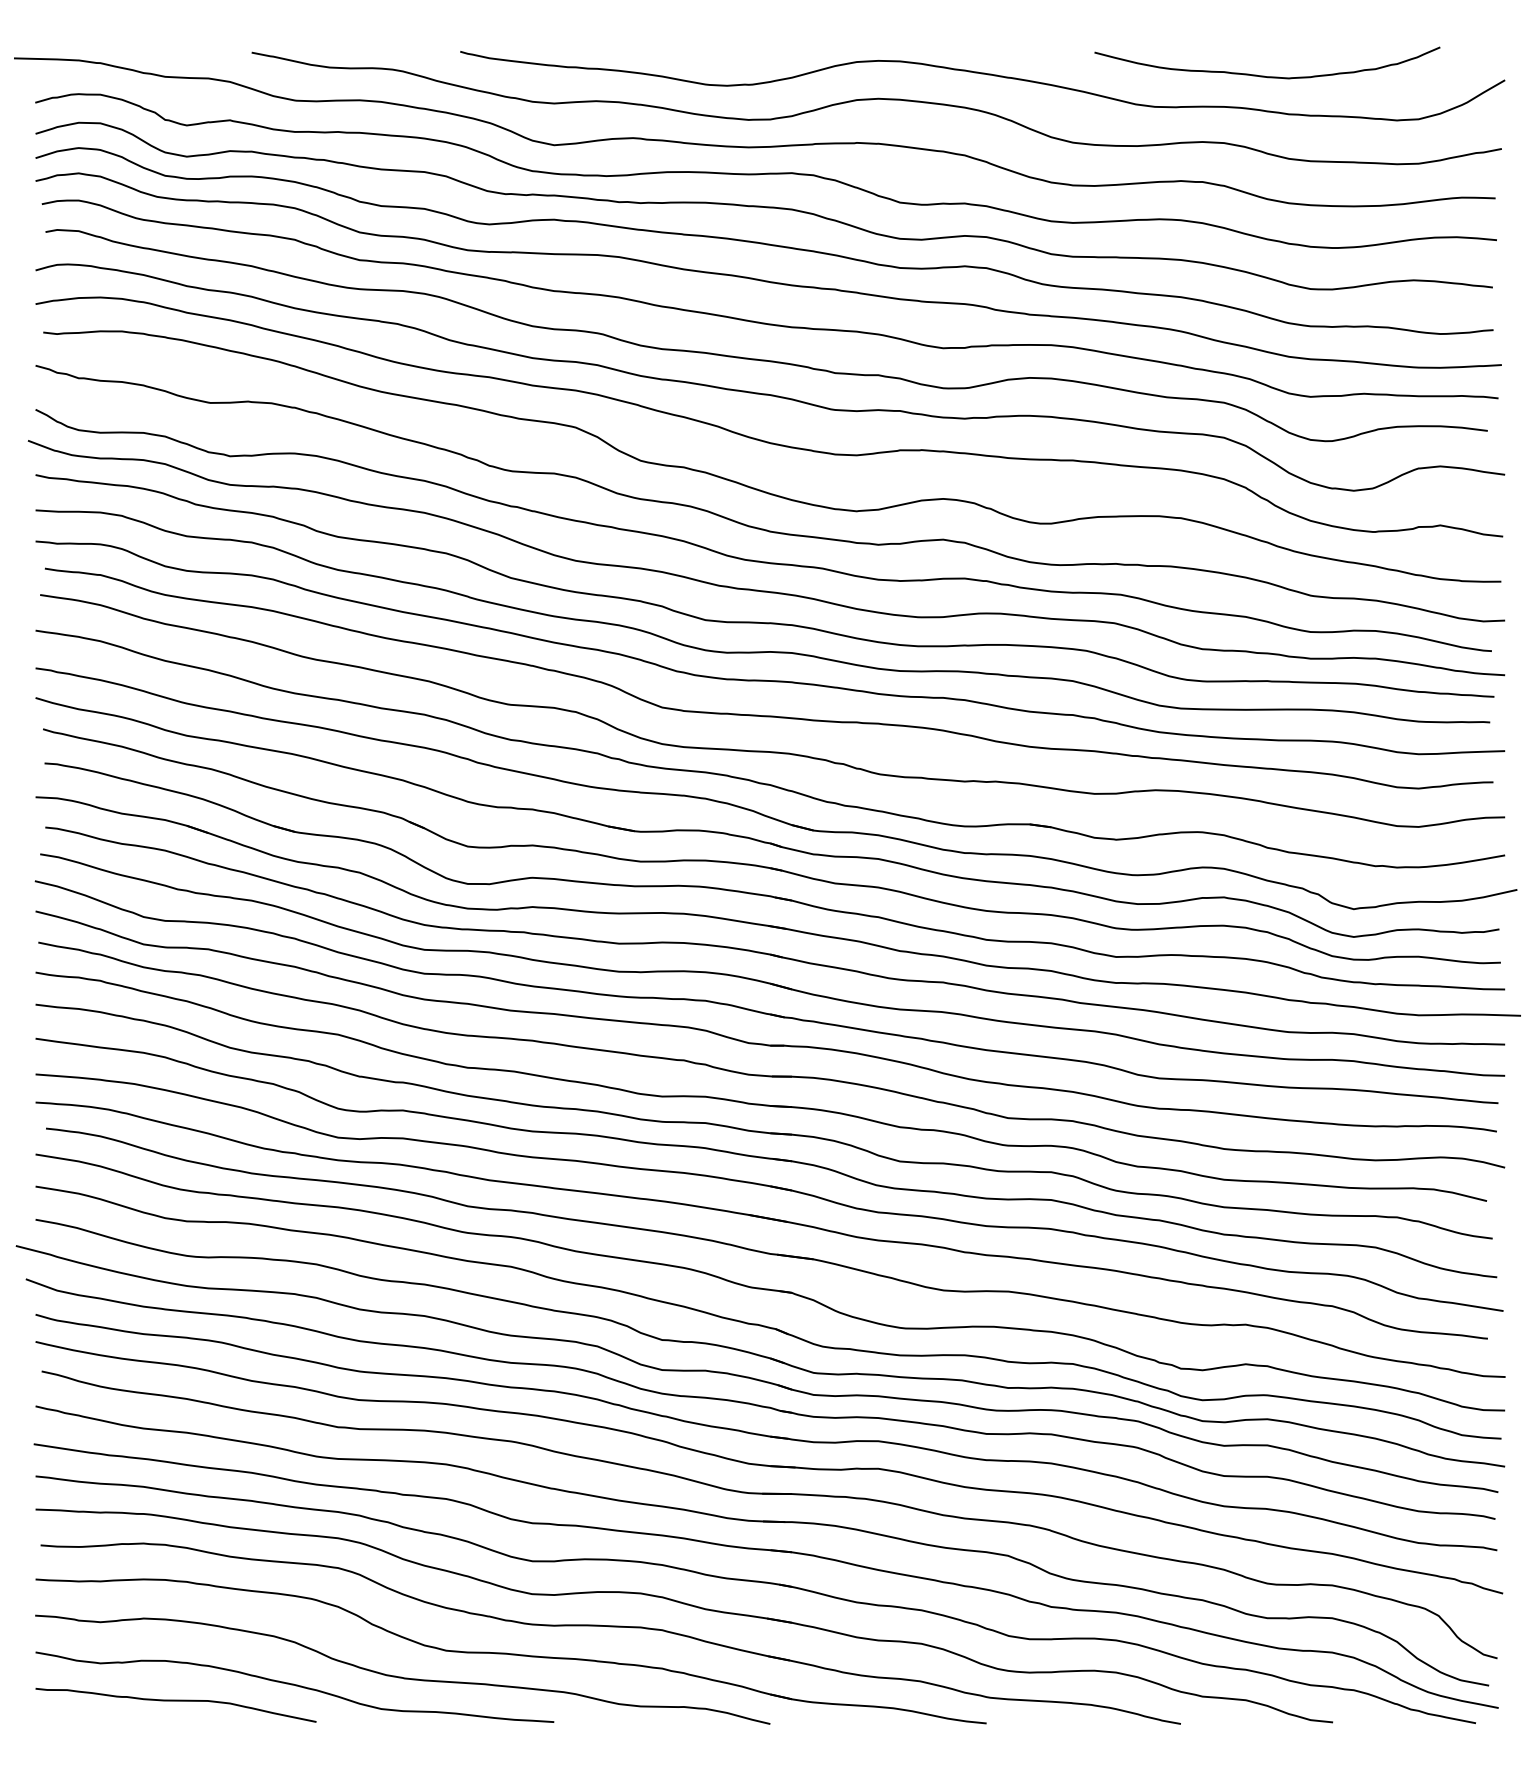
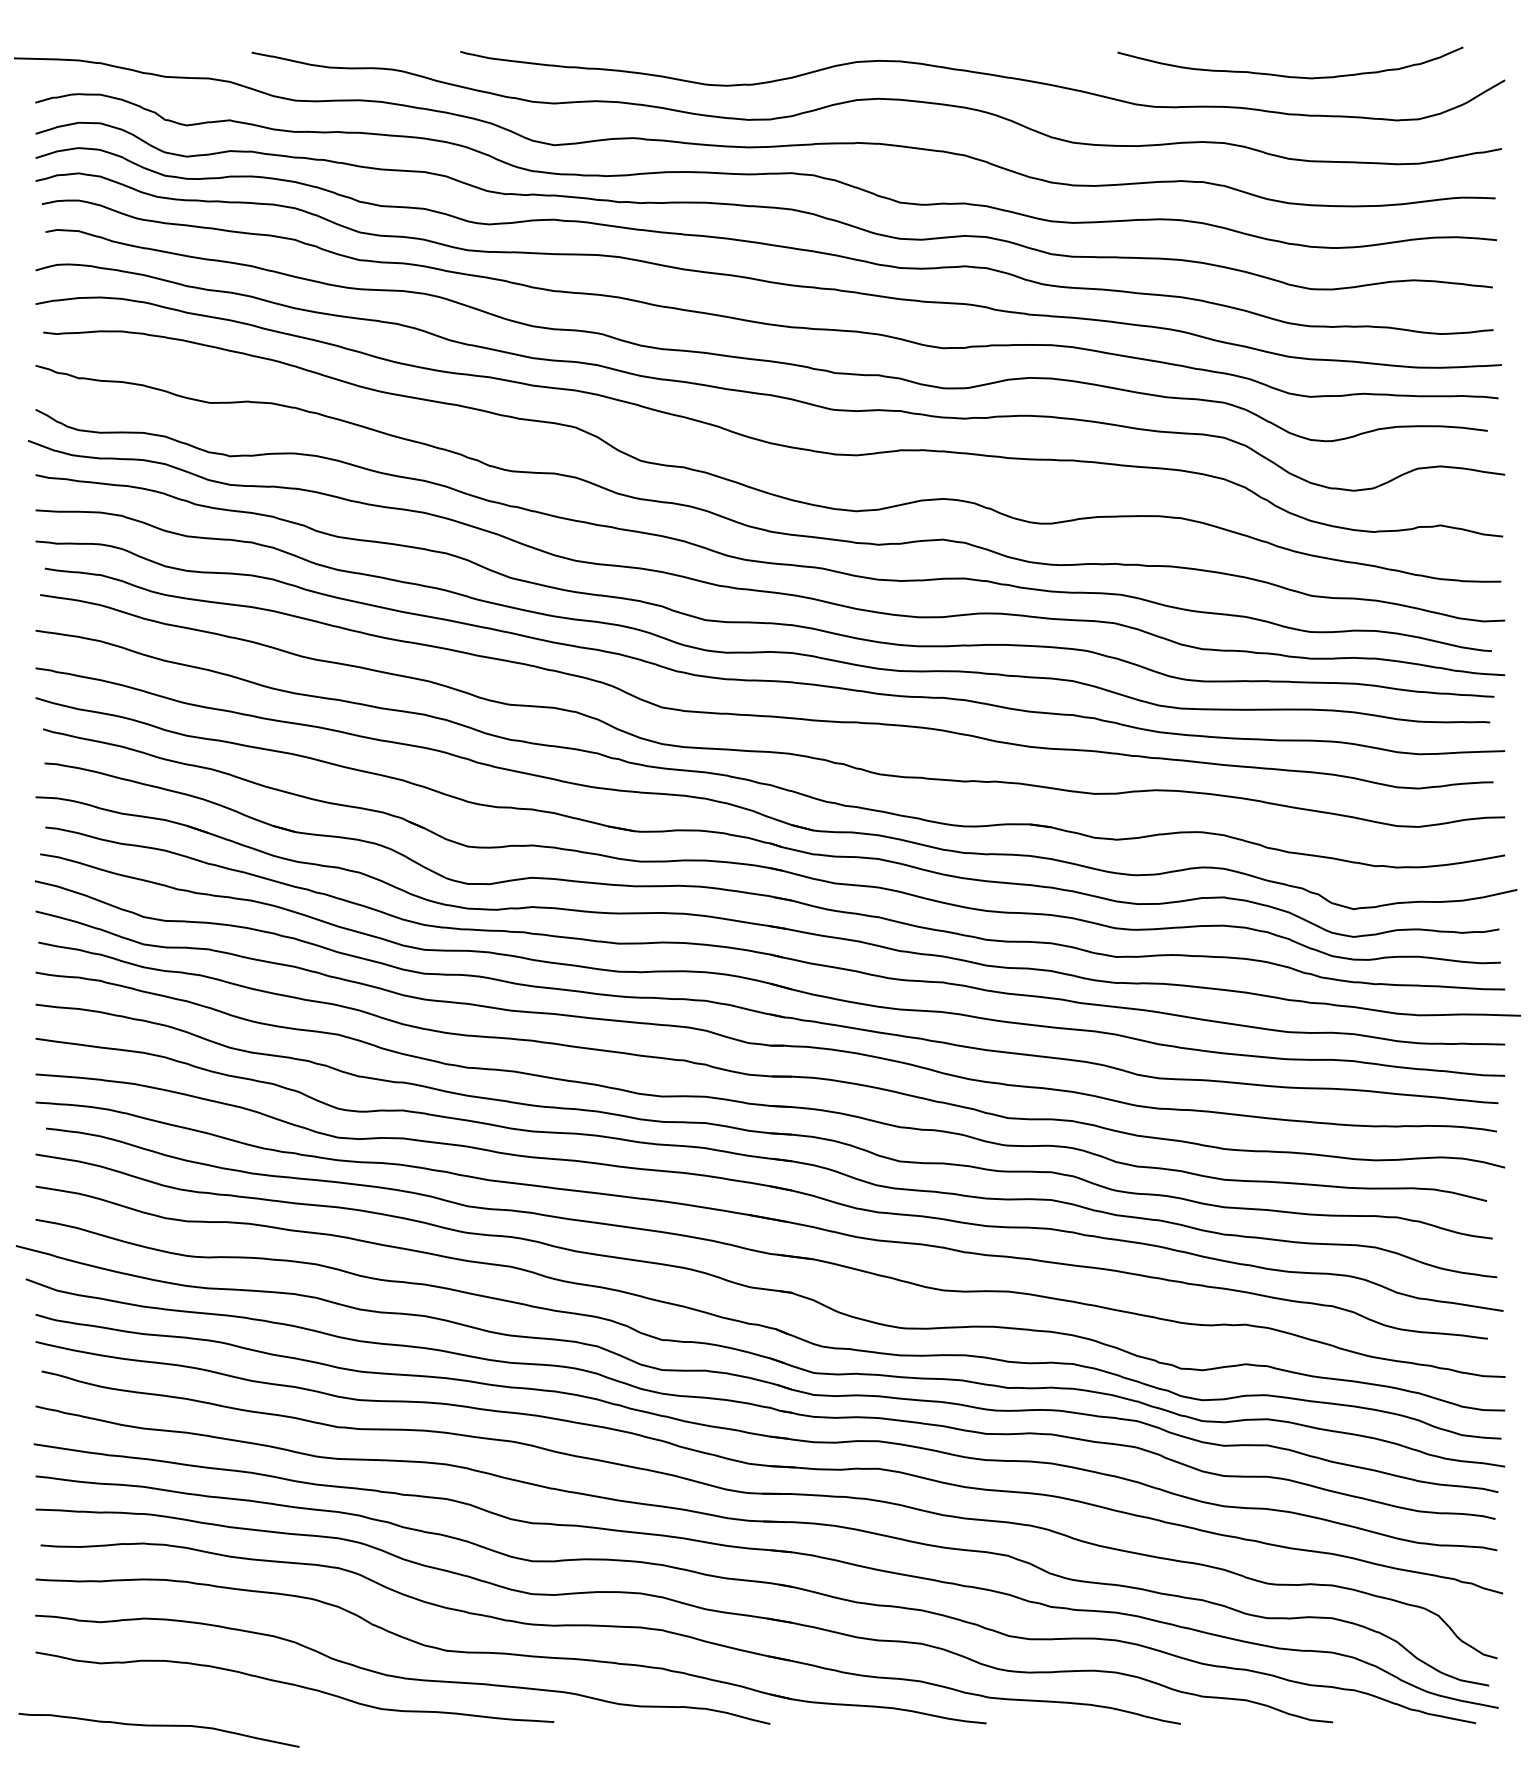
curve position: (1264, 75) -> (1287, 75) (1287, 75)
curve position: (175, 1701) -> (158, 1726) (158, 1726)
